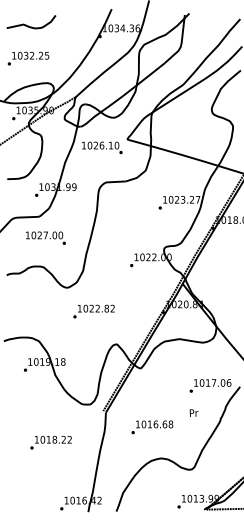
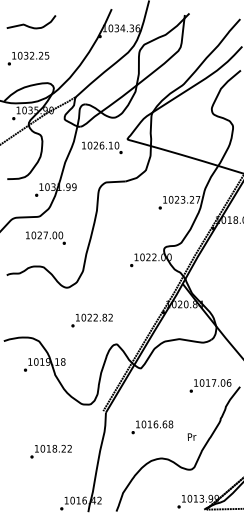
text position: (93, 311) -> (91, 320) (91, 320)
text position: (193, 412) -> (191, 436) (191, 436)
text position: (50, 442) -> (50, 451) (50, 451)
